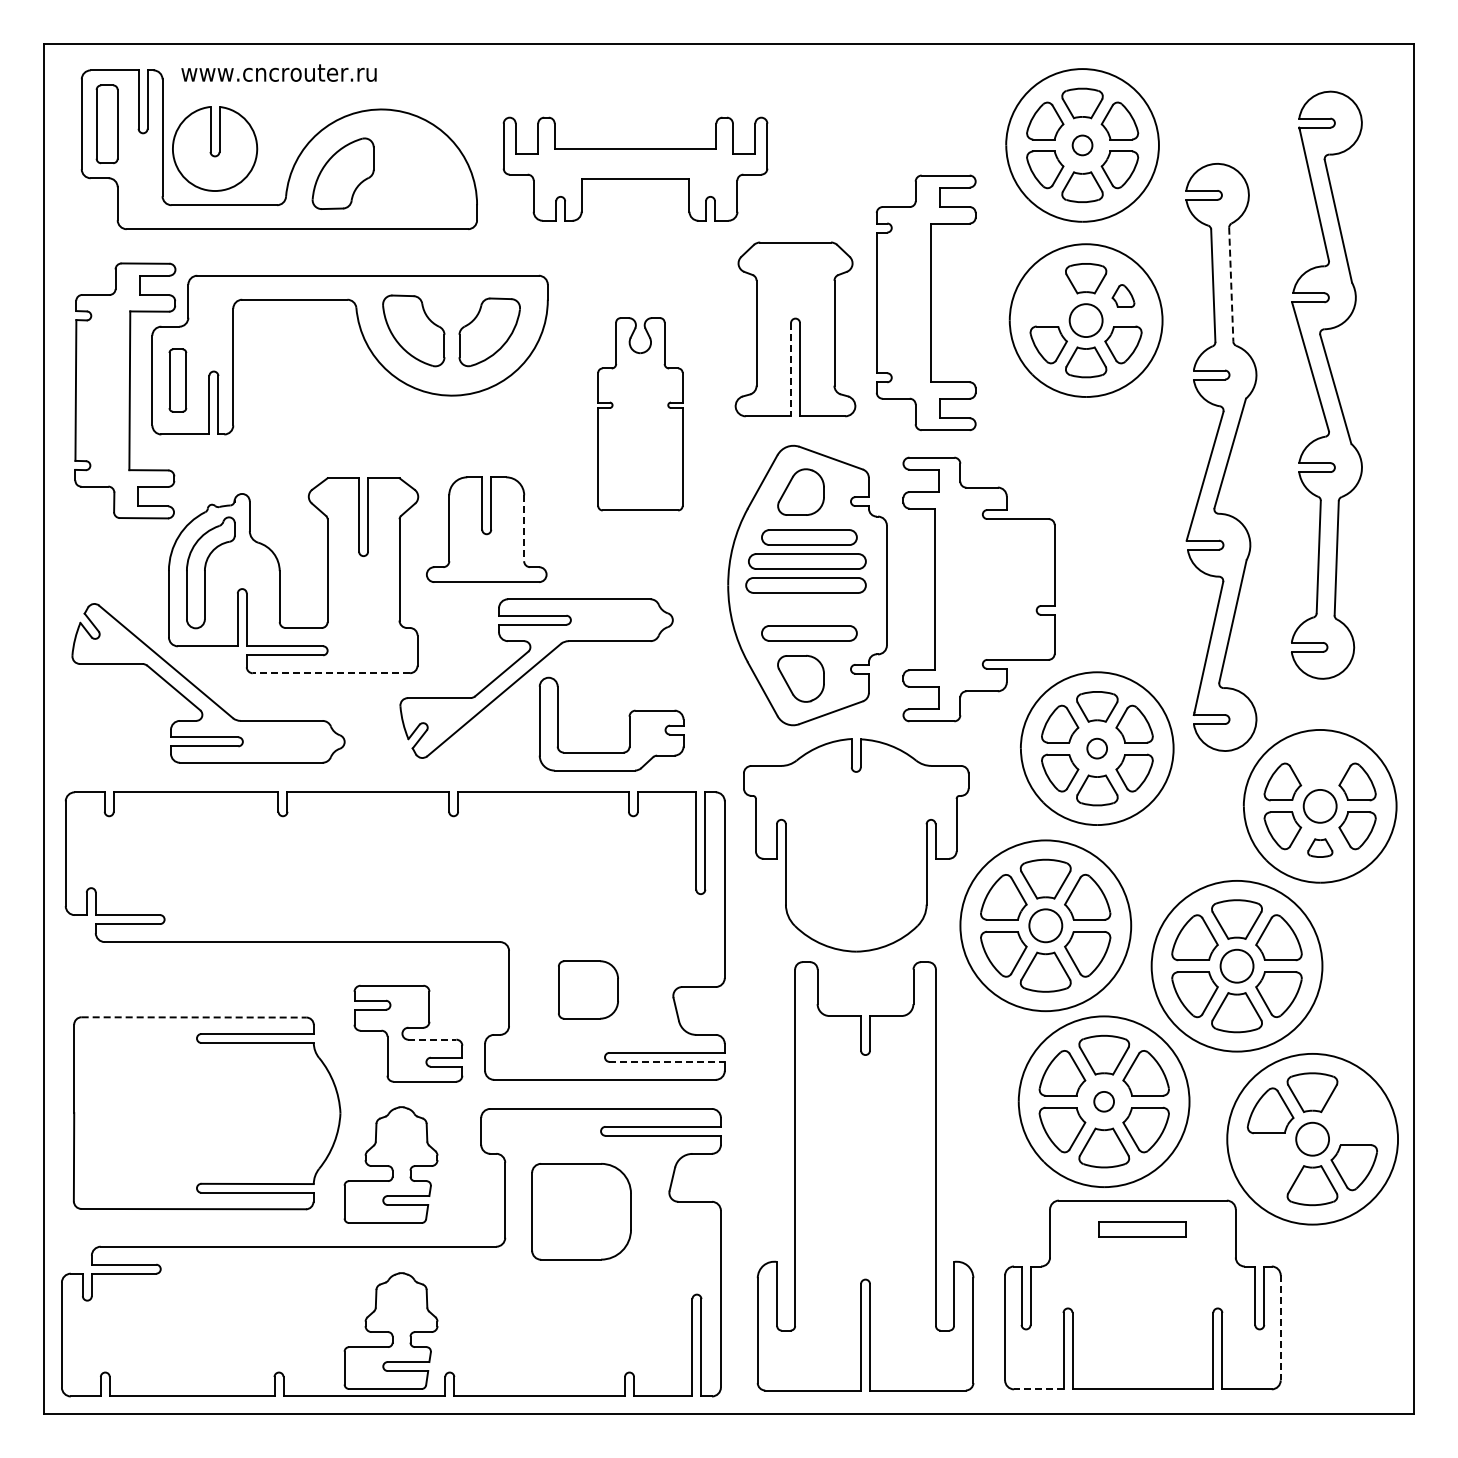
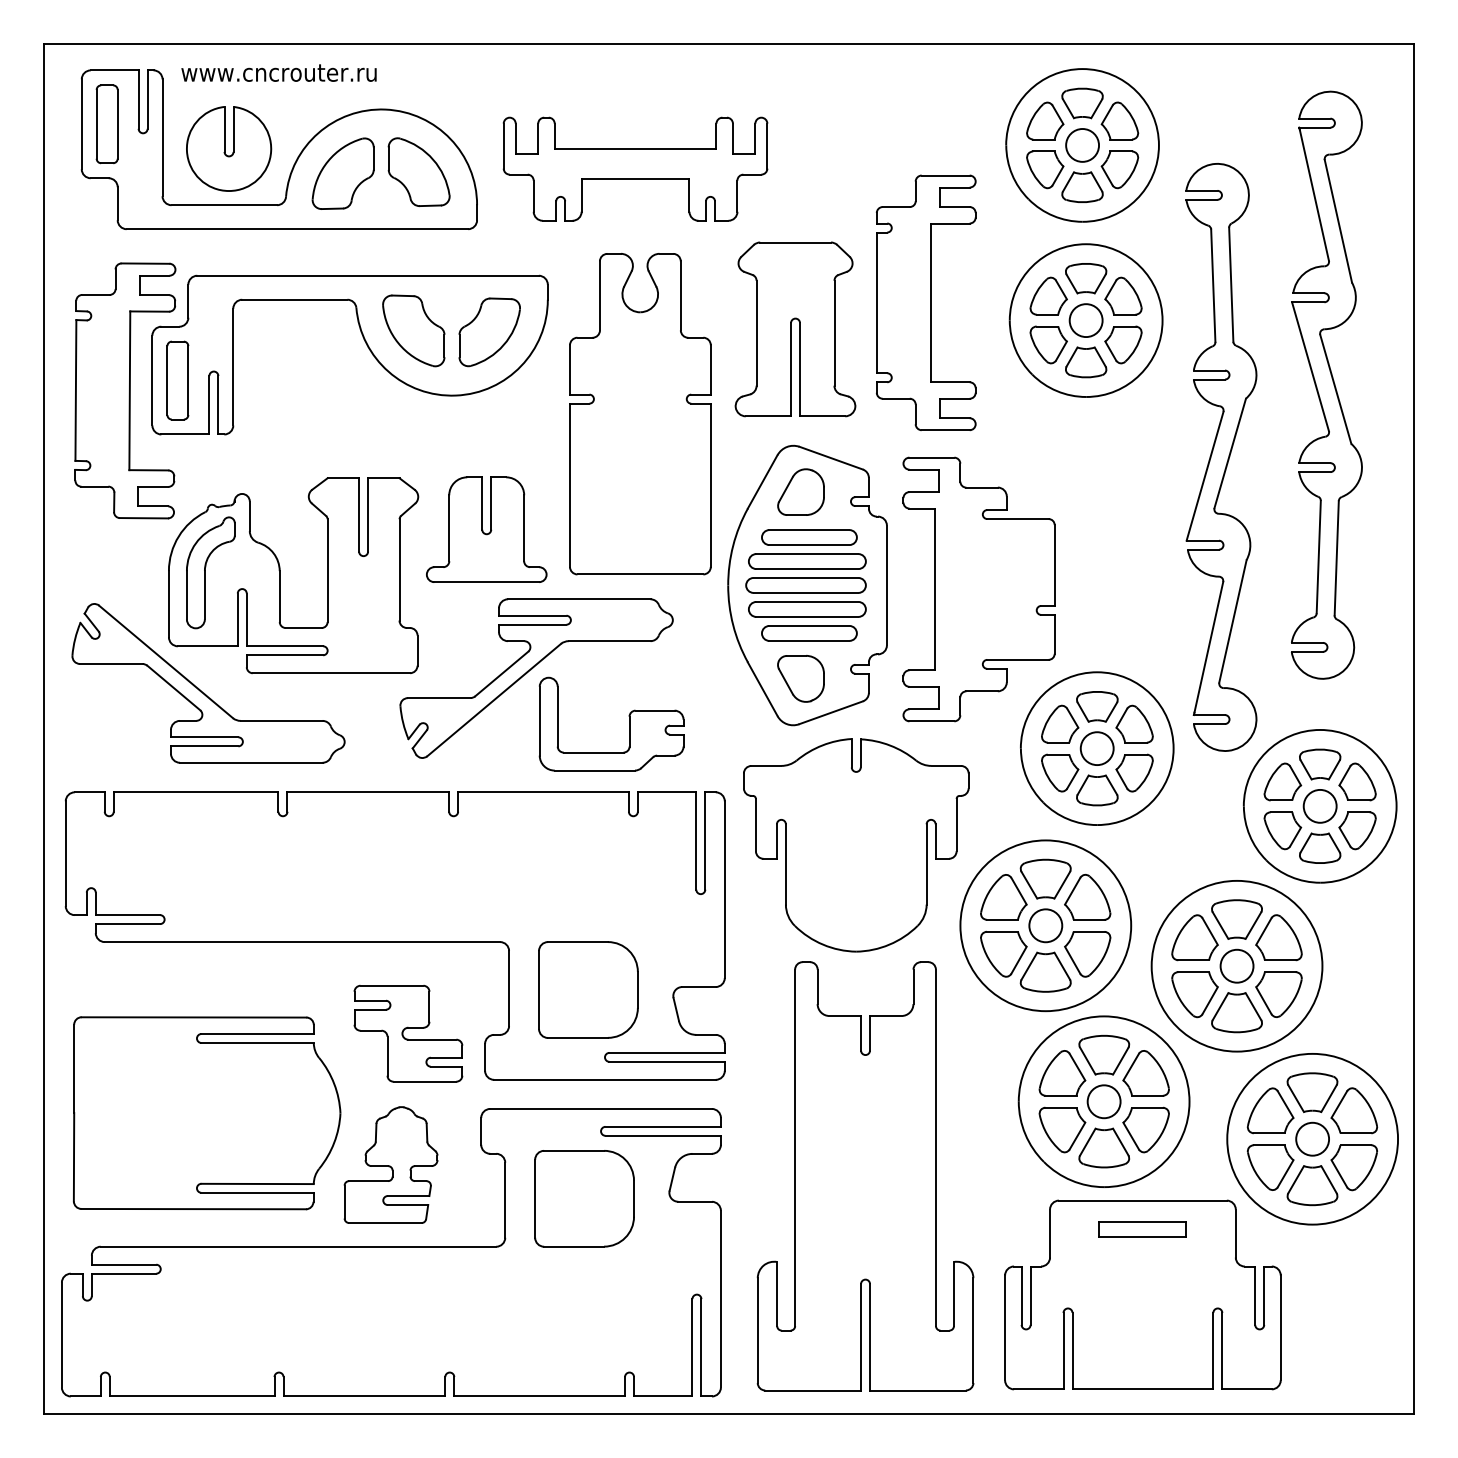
circle diameter: 20 px -> 33 px (1082, 145)
part position: (215, 148) -> (229, 148) (229, 148)
part: none -> present (418, 172)
line: dashed -> solid (1231, 285)
part: none -> present (1048, 295)
part size: 25x24 px -> 39x40 px (1123, 295)
line: dashed -> solid (791, 369)
part size: 20x65 px -> 24x81 px (177, 380)
part size: 87x195 px -> 143x323 px (640, 414)
line: dashed -> solid (524, 528)
part: none -> present (807, 609)
line: dashed -> solid (331, 673)
circle diameter: 20 px -> 33 px (1096, 748)
part: none -> present (1320, 764)
part size: 27x20 px -> 43x32 px (1320, 847)
part size: 61x60 px -> 101x98 px (588, 989)
line: dashed -> solid (194, 1017)
line: dashed -> solid (432, 1039)
line: dashed -> solid (667, 1061)
circle diameter: 20 px -> 33 px (1103, 1101)
part: none -> present (1354, 1110)
part: none -> present (1270, 1167)
part position: (581, 1211) -> (584, 1198) (584, 1198)
line: dashed -> solid (1280, 1328)
part: present -> none (390, 1330)
line: dashed -> solid (1038, 1389)
